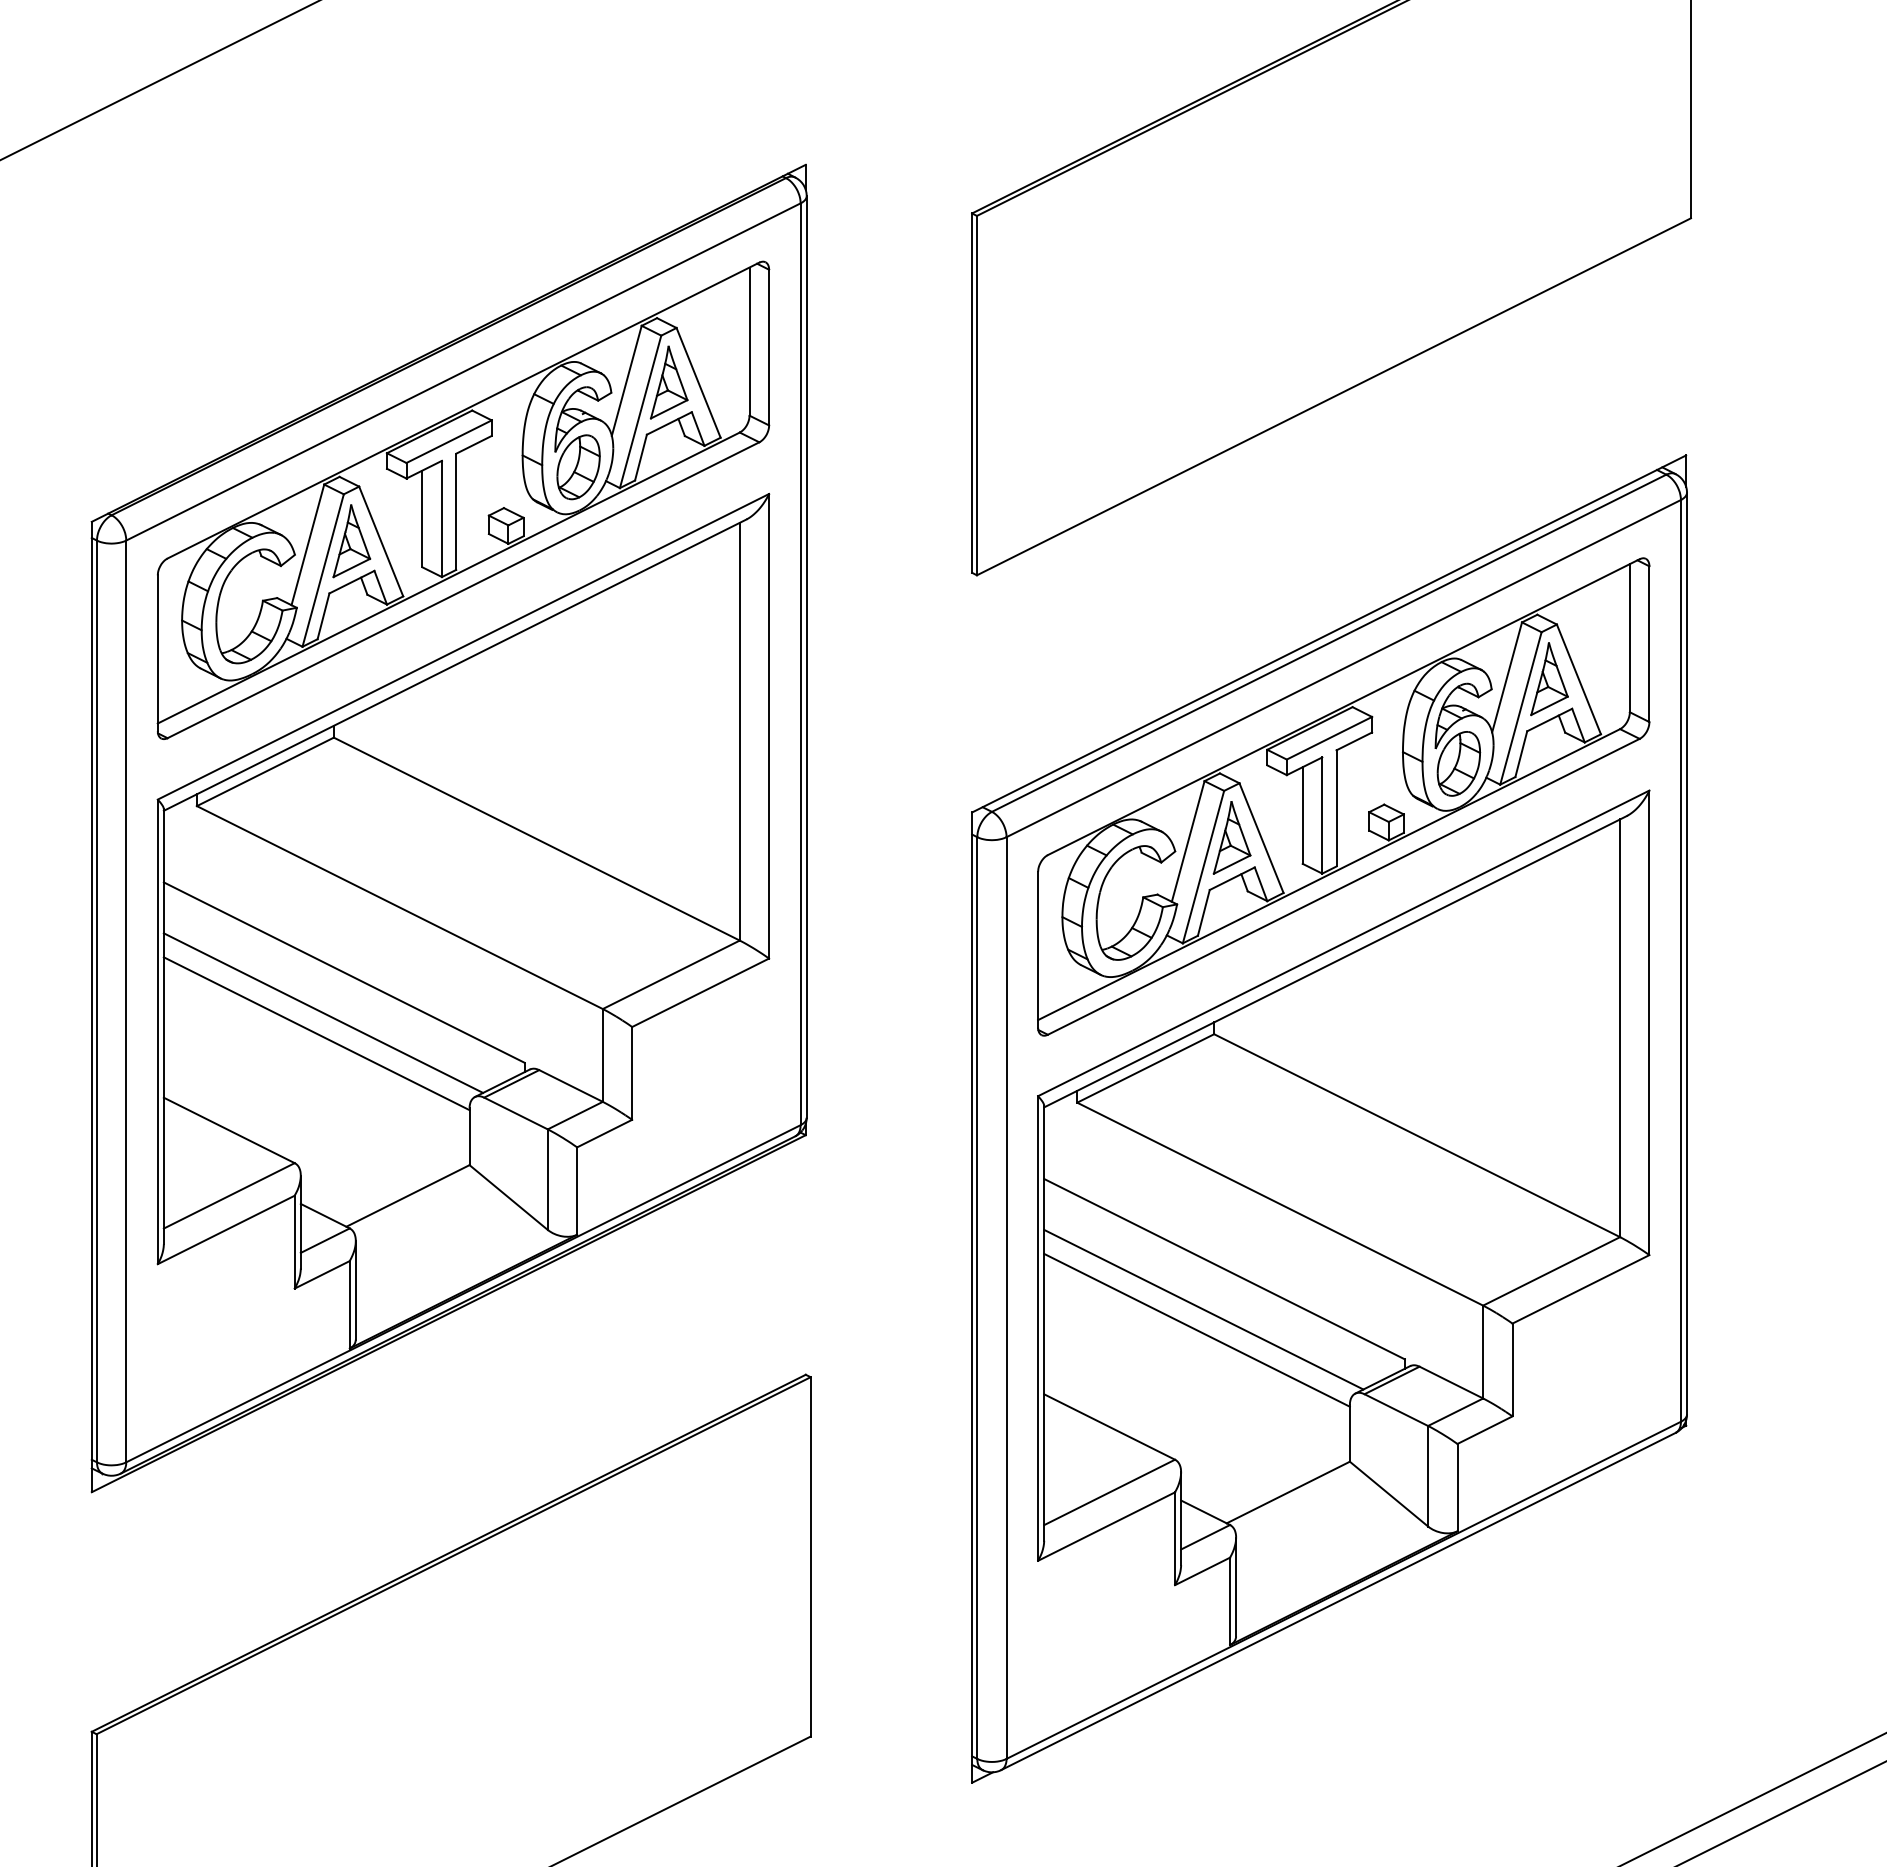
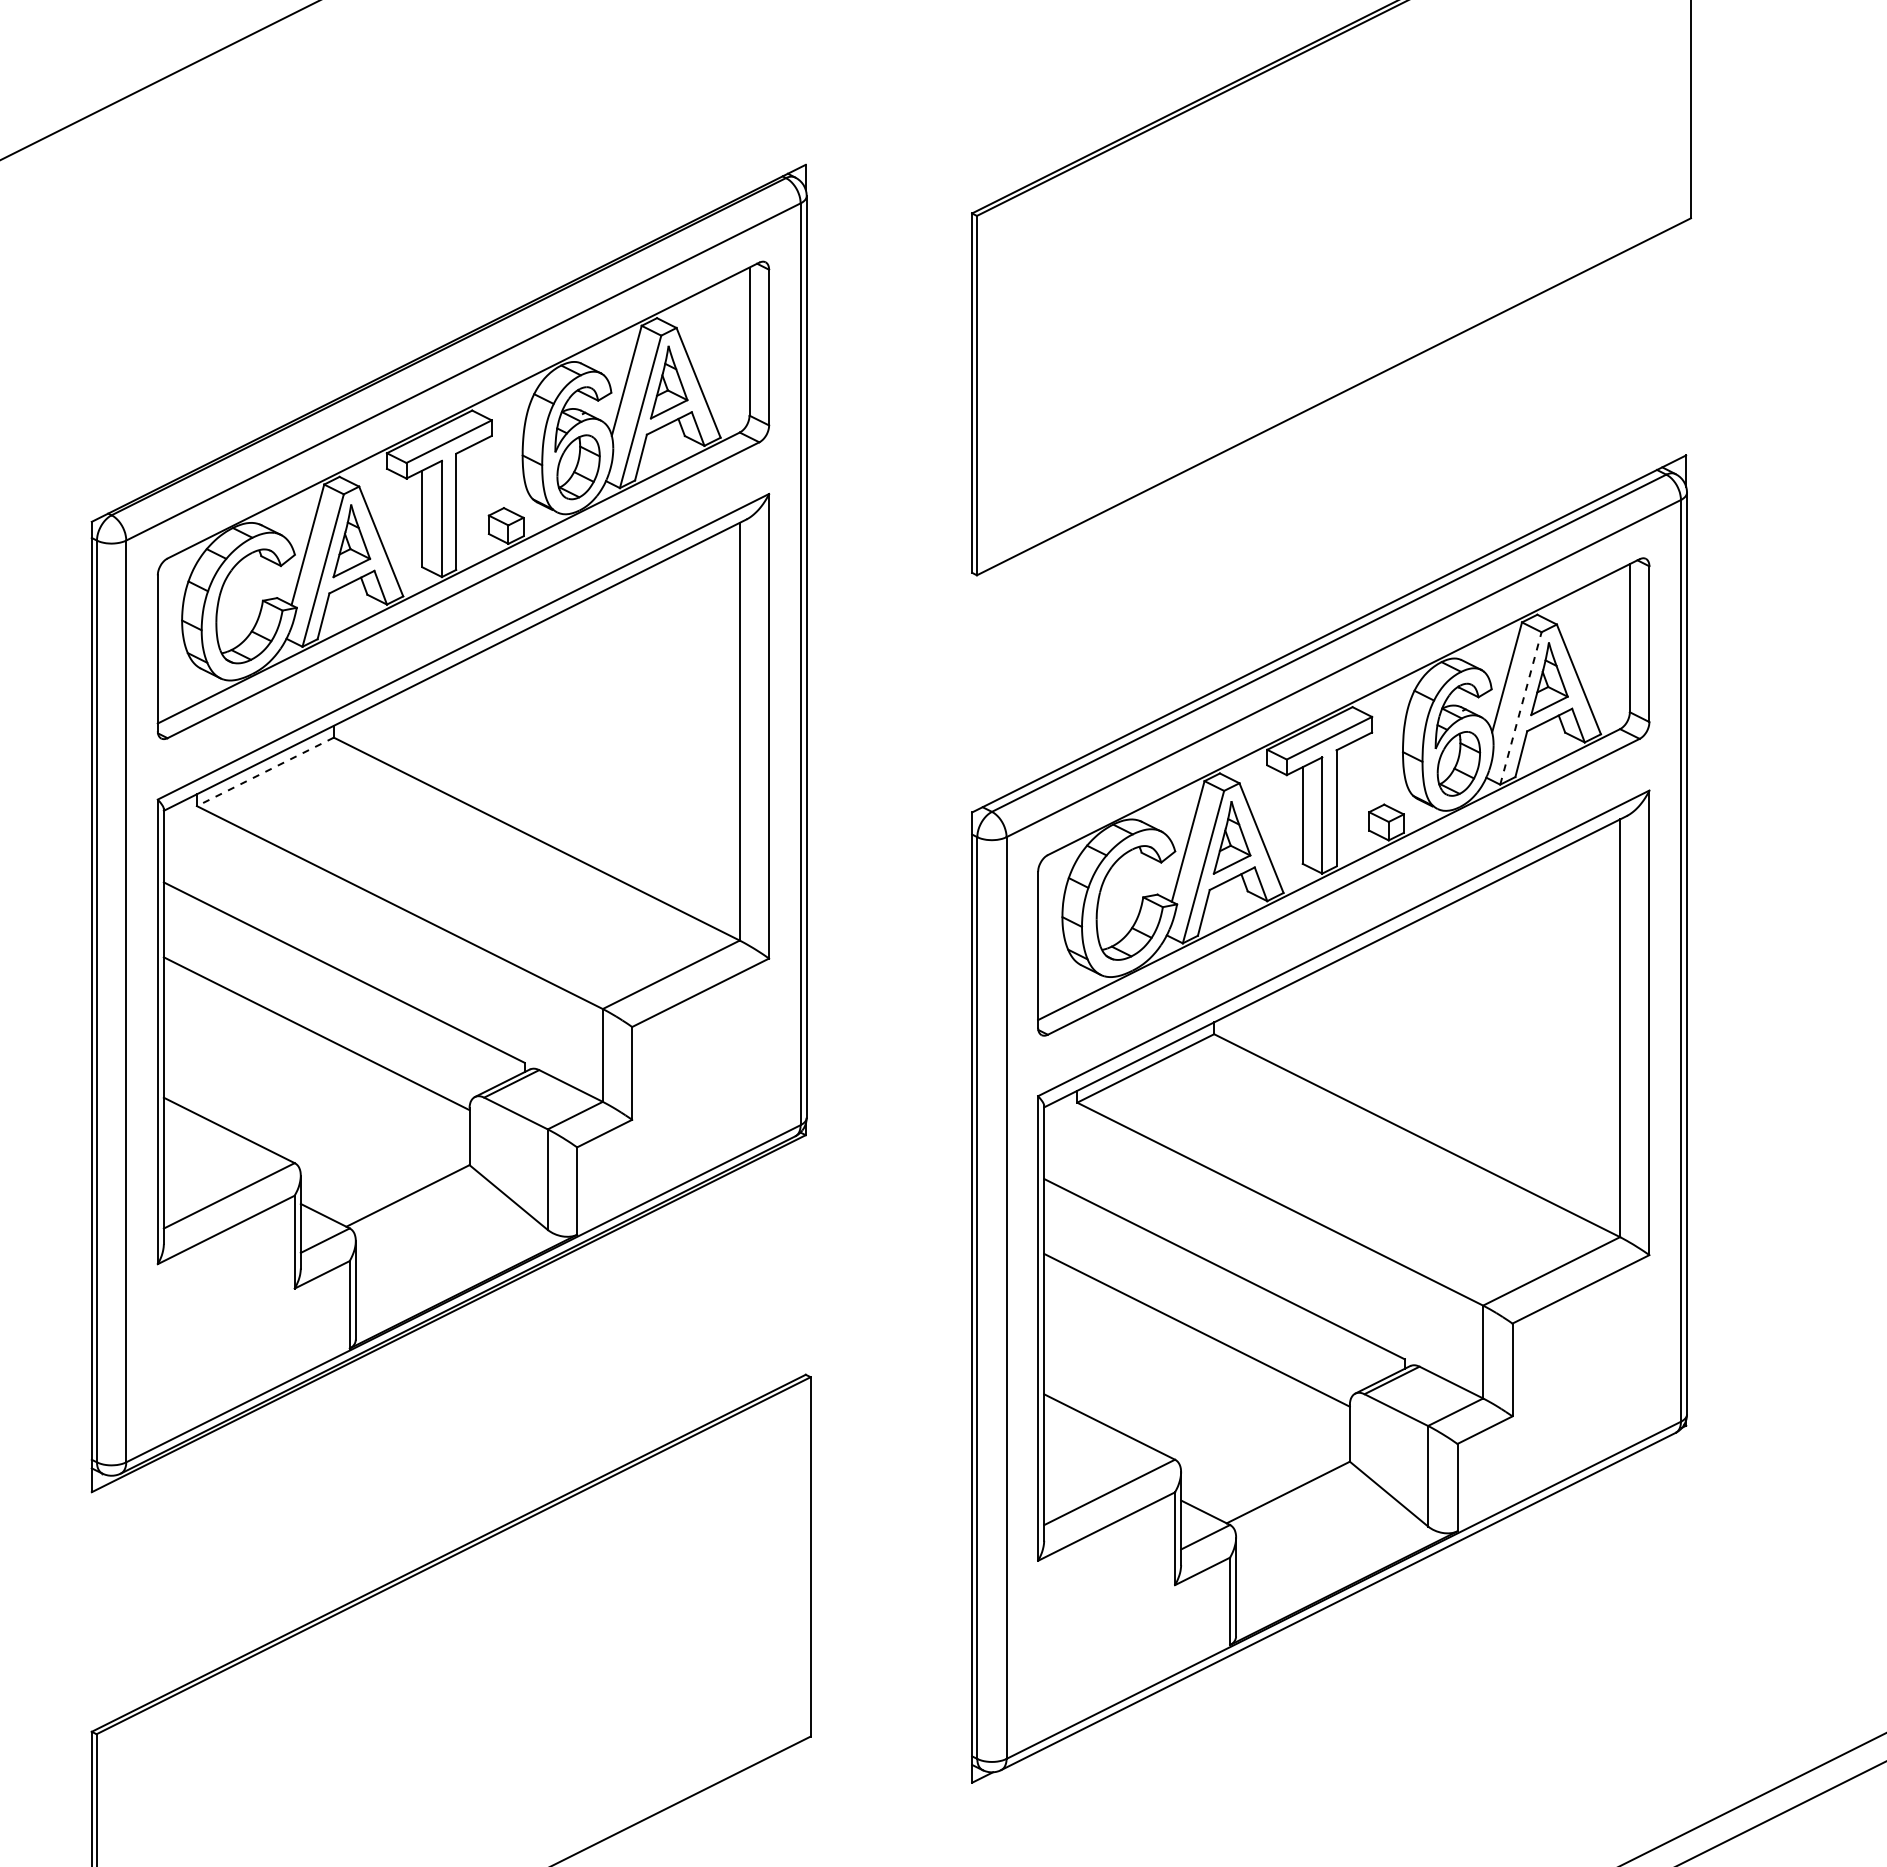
line: solid -> dashed (1520, 708)
line: solid -> dashed (265, 771)
line: present -> none (323, 1012)
line: present -> none (1203, 1309)
